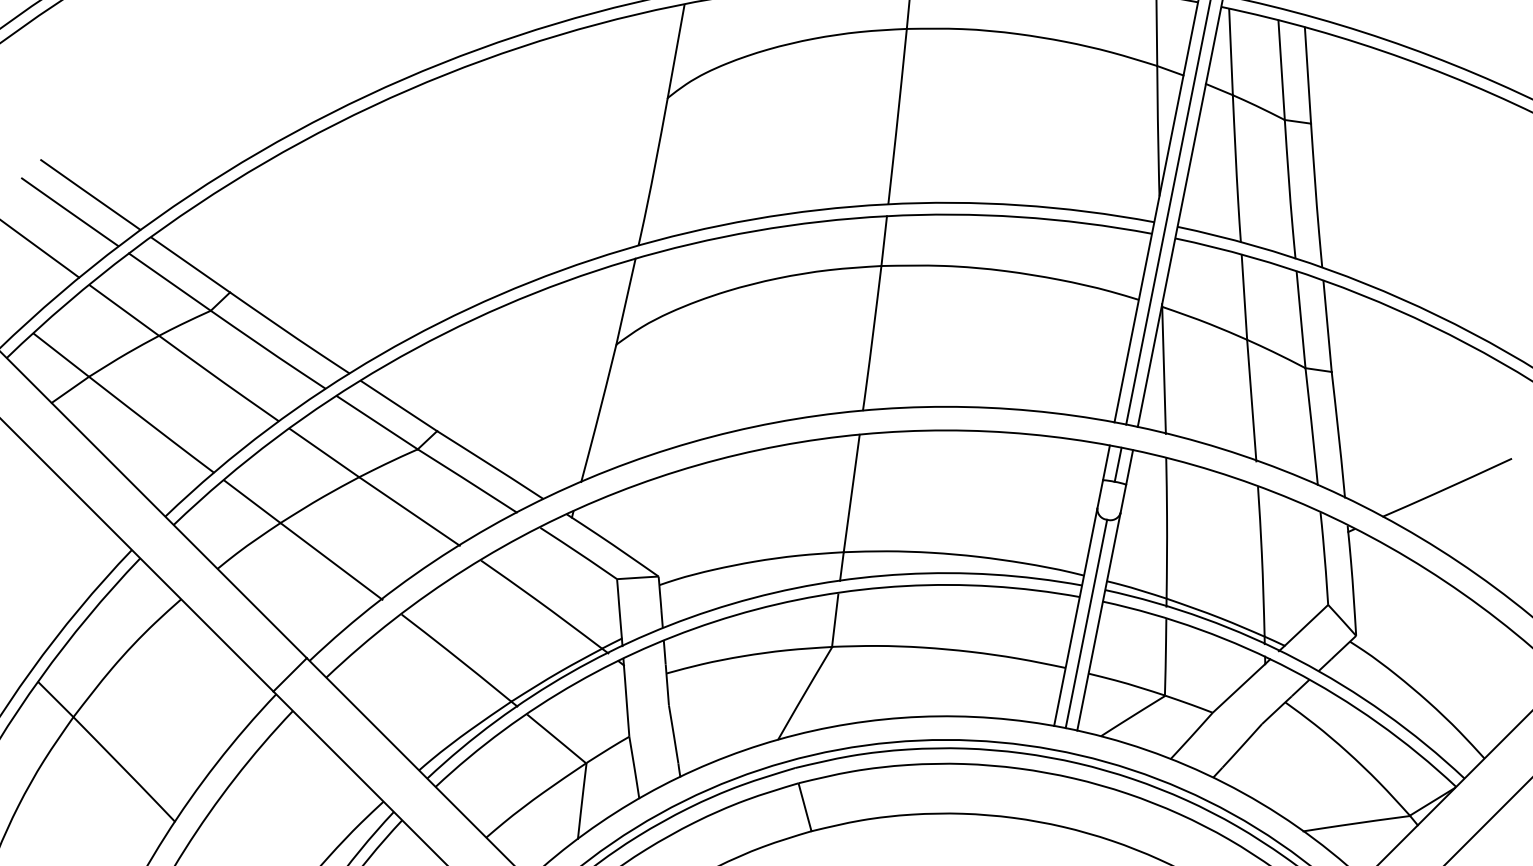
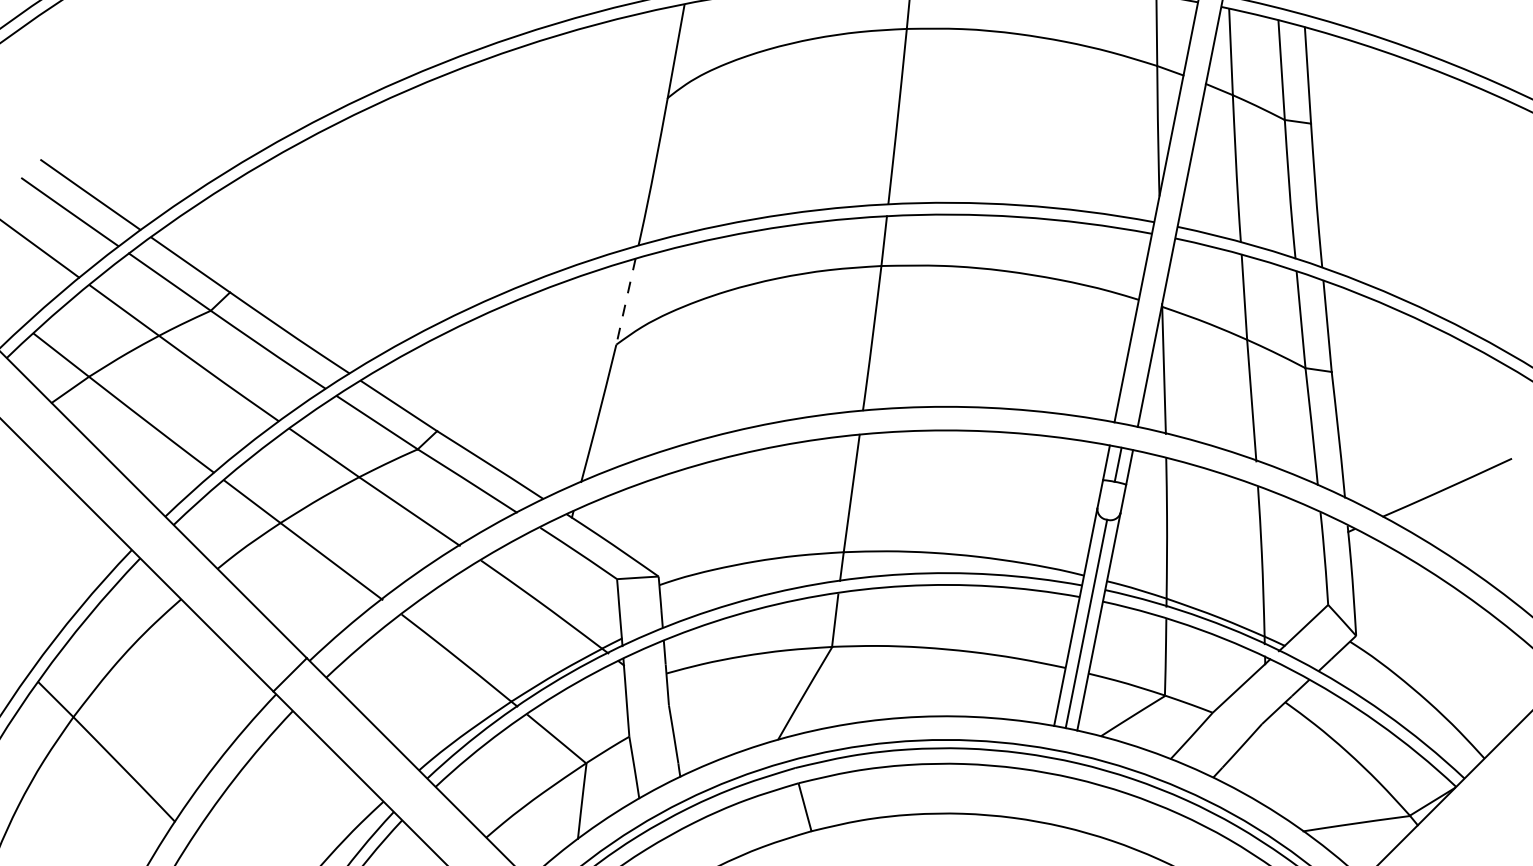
line: present -> none (1168, 213)
line: solid -> dashed (625, 302)
line: present -> none (1487, 821)
